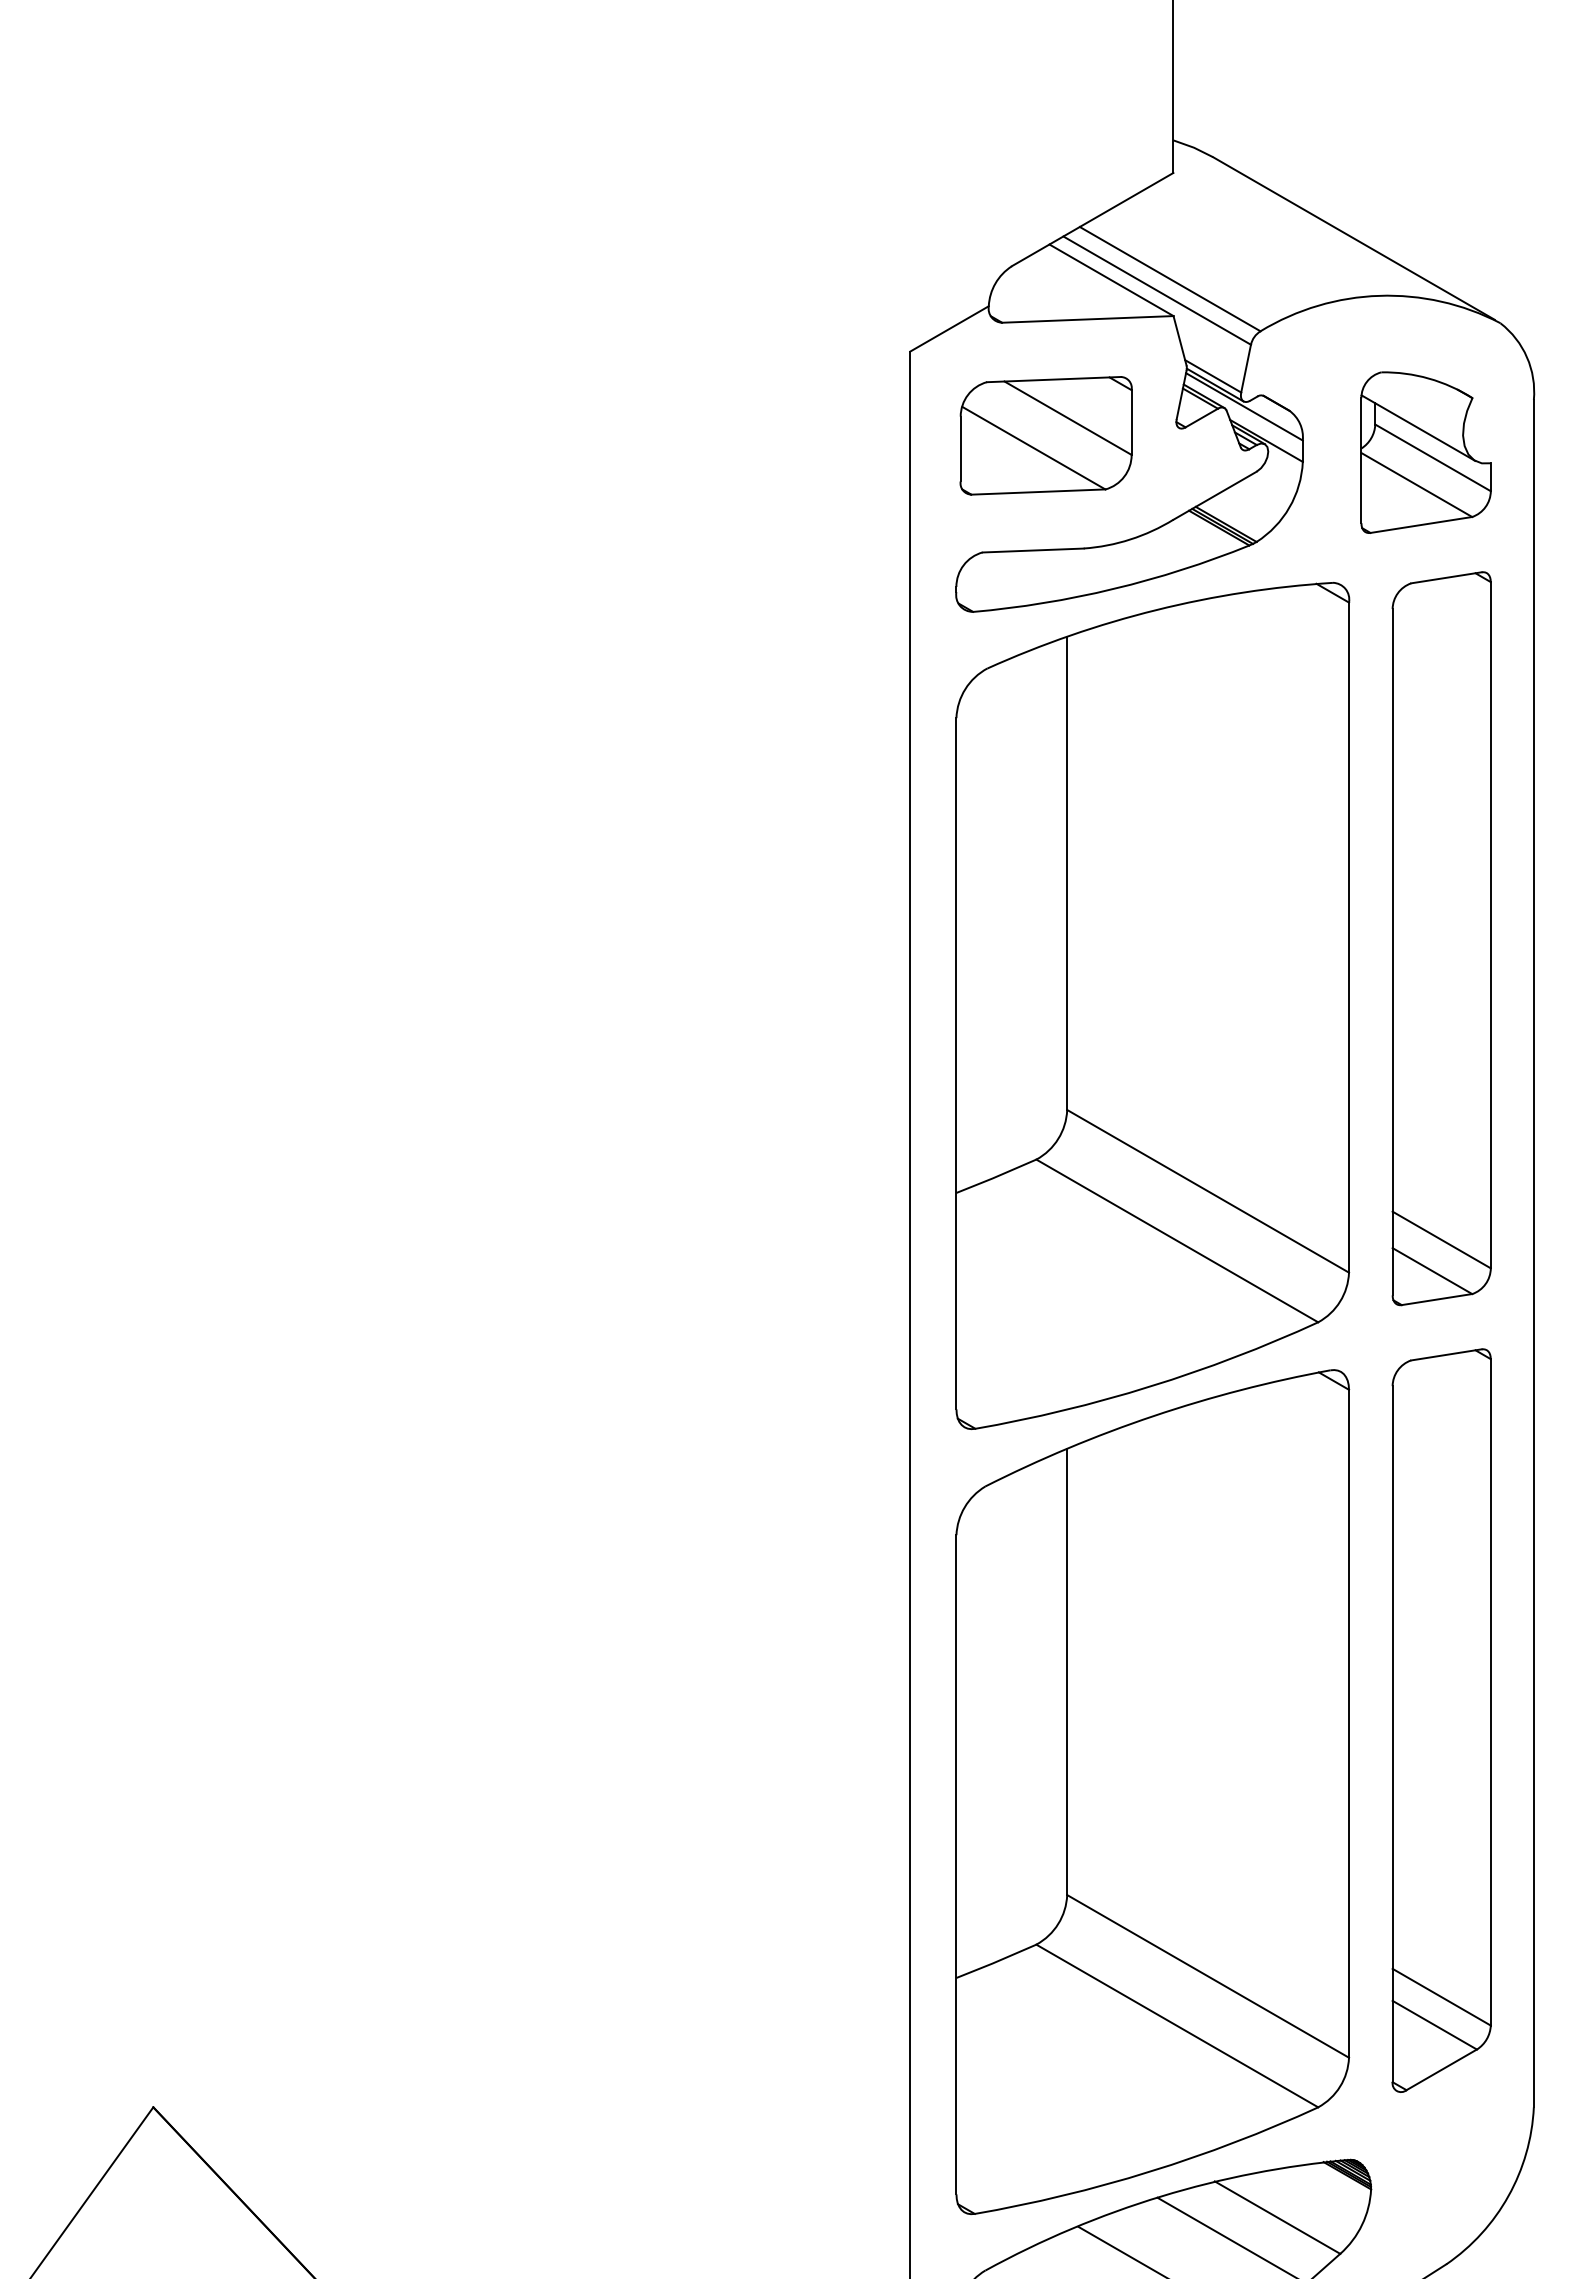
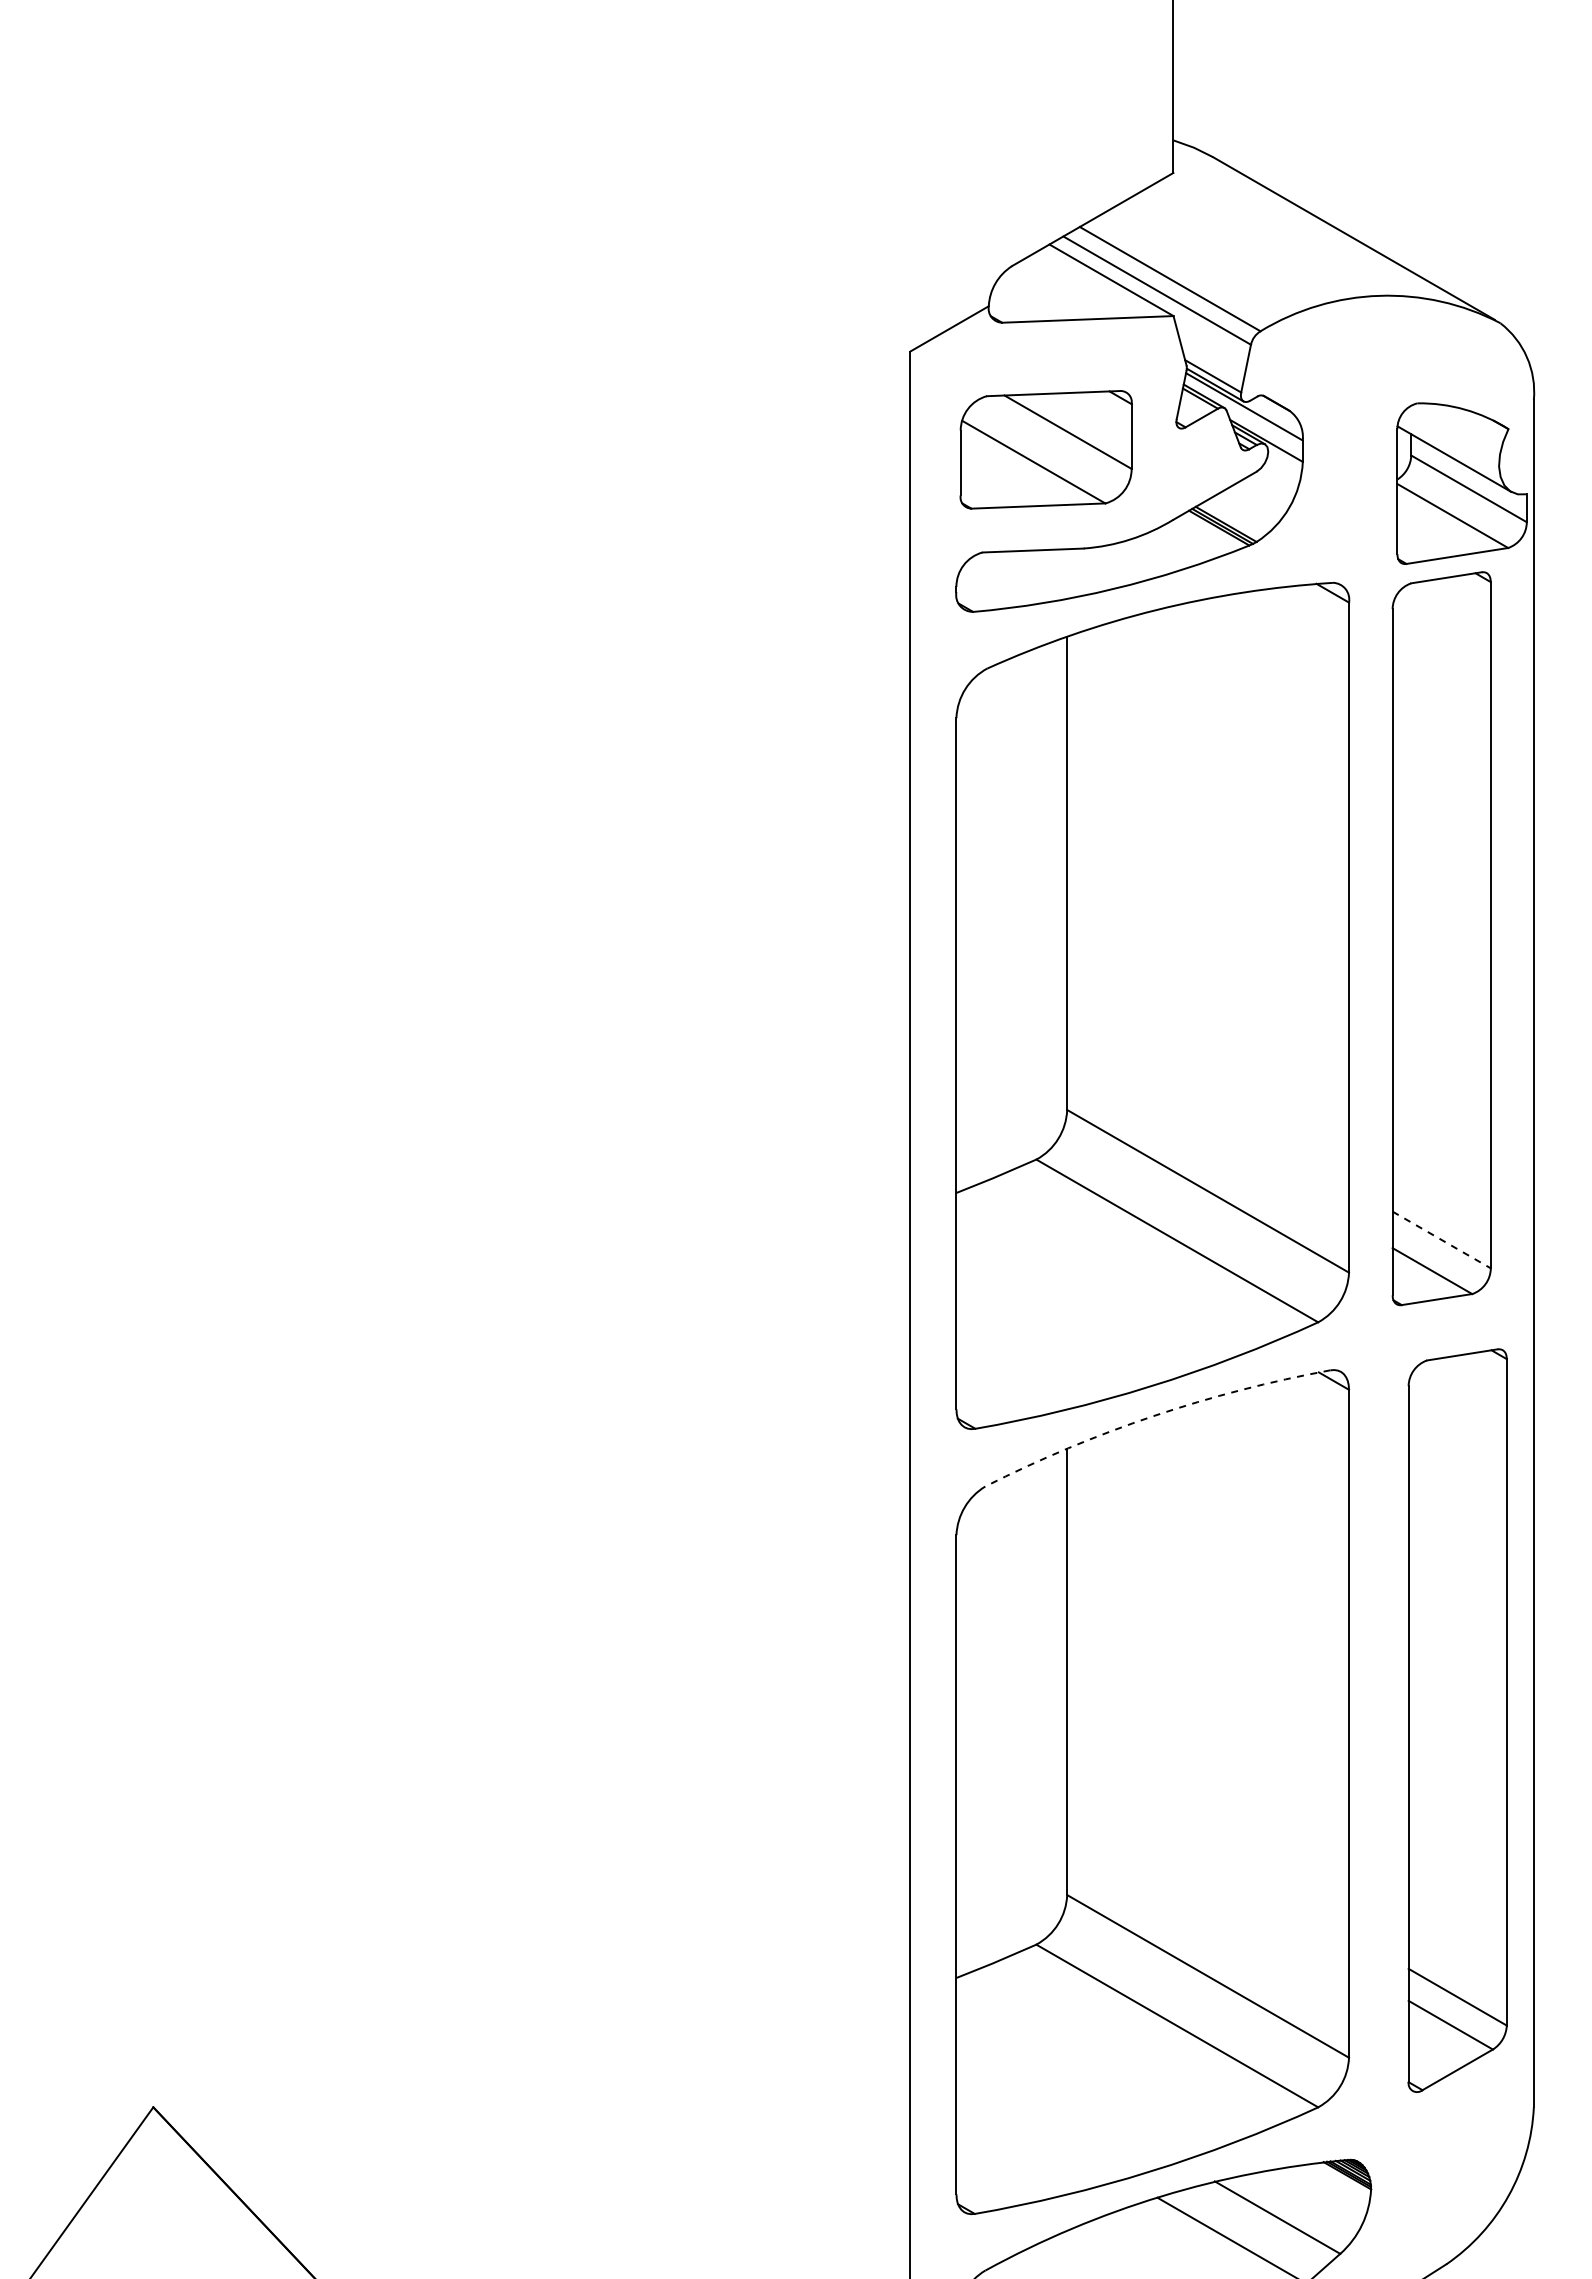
part position: (1045, 435) -> (1045, 449) (1045, 449)
part position: (1425, 452) -> (1461, 483) (1461, 483)
line: solid -> dashed (1441, 1239)
arc: solid -> dashed (1153, 1416)
part position: (1441, 1720) -> (1457, 1720) (1457, 1720)
line: present -> none (1120, 2250)
